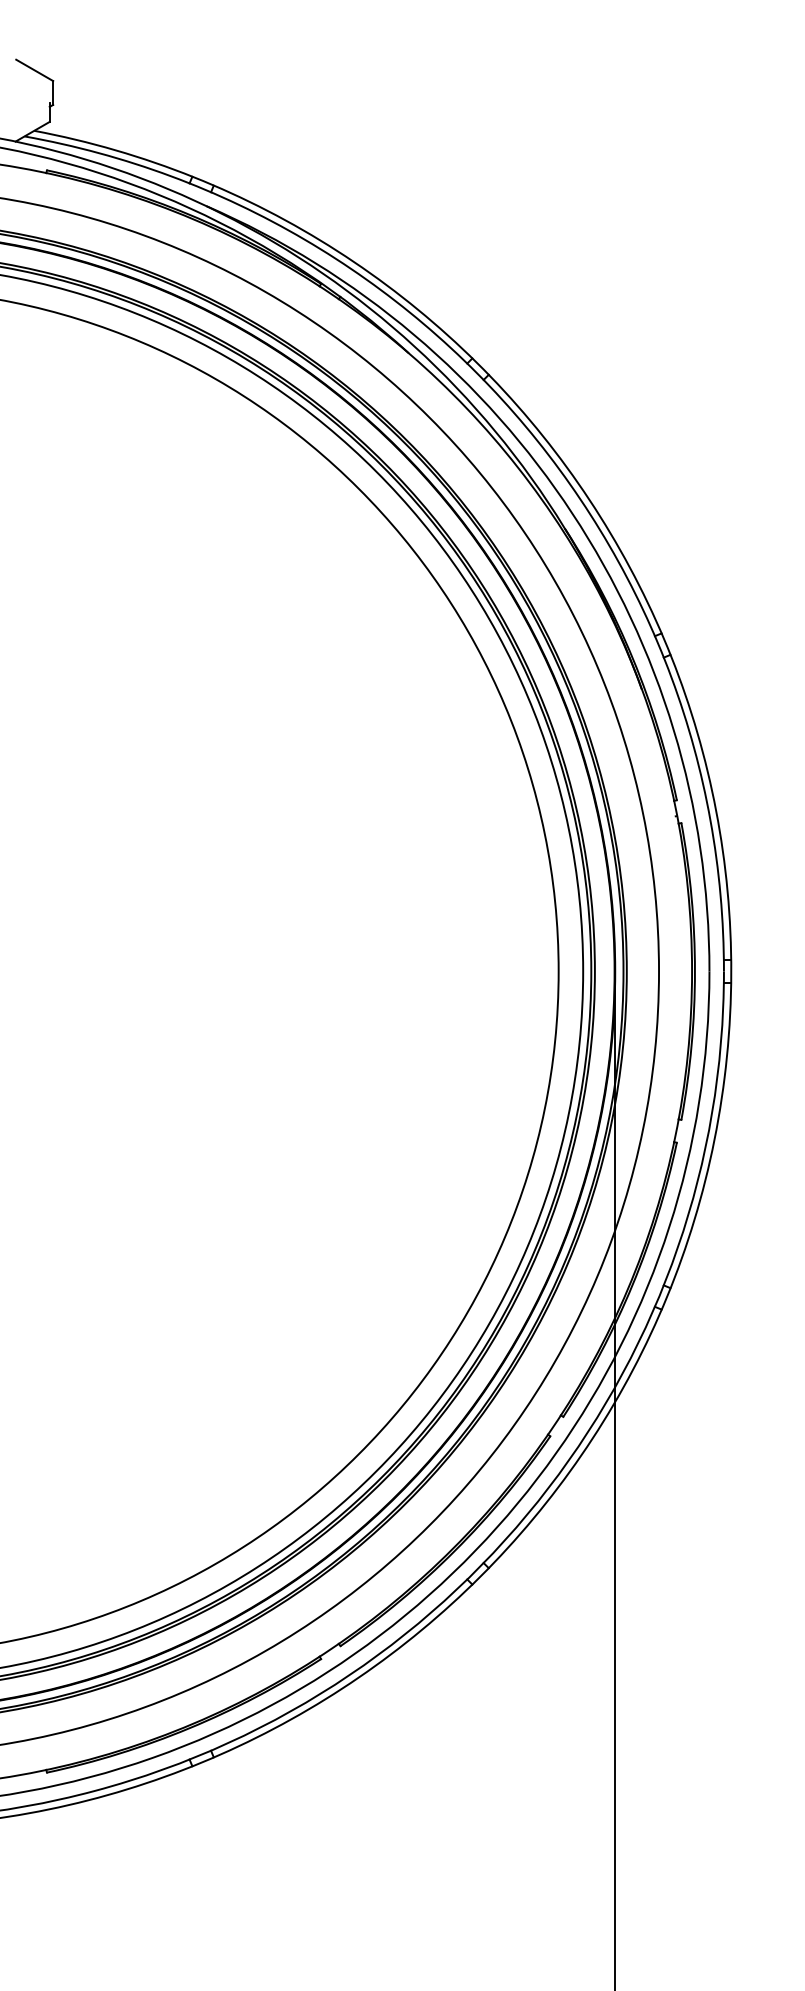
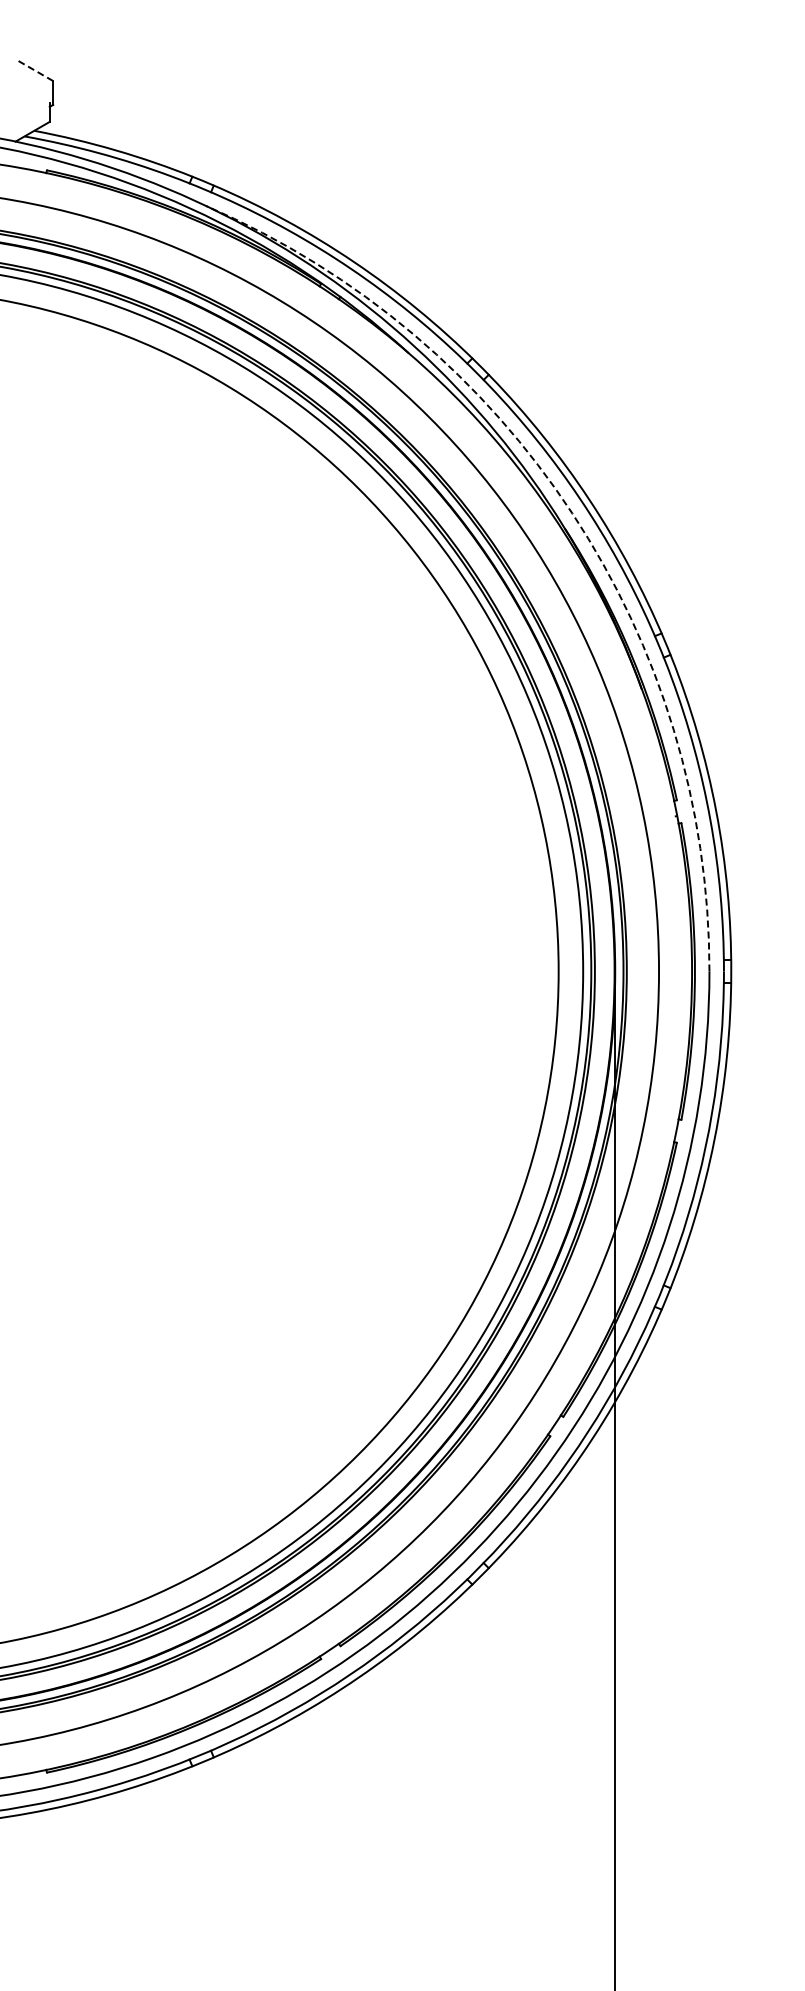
line: solid -> dashed (34, 70)
arc: solid -> dashed (572, 513)
